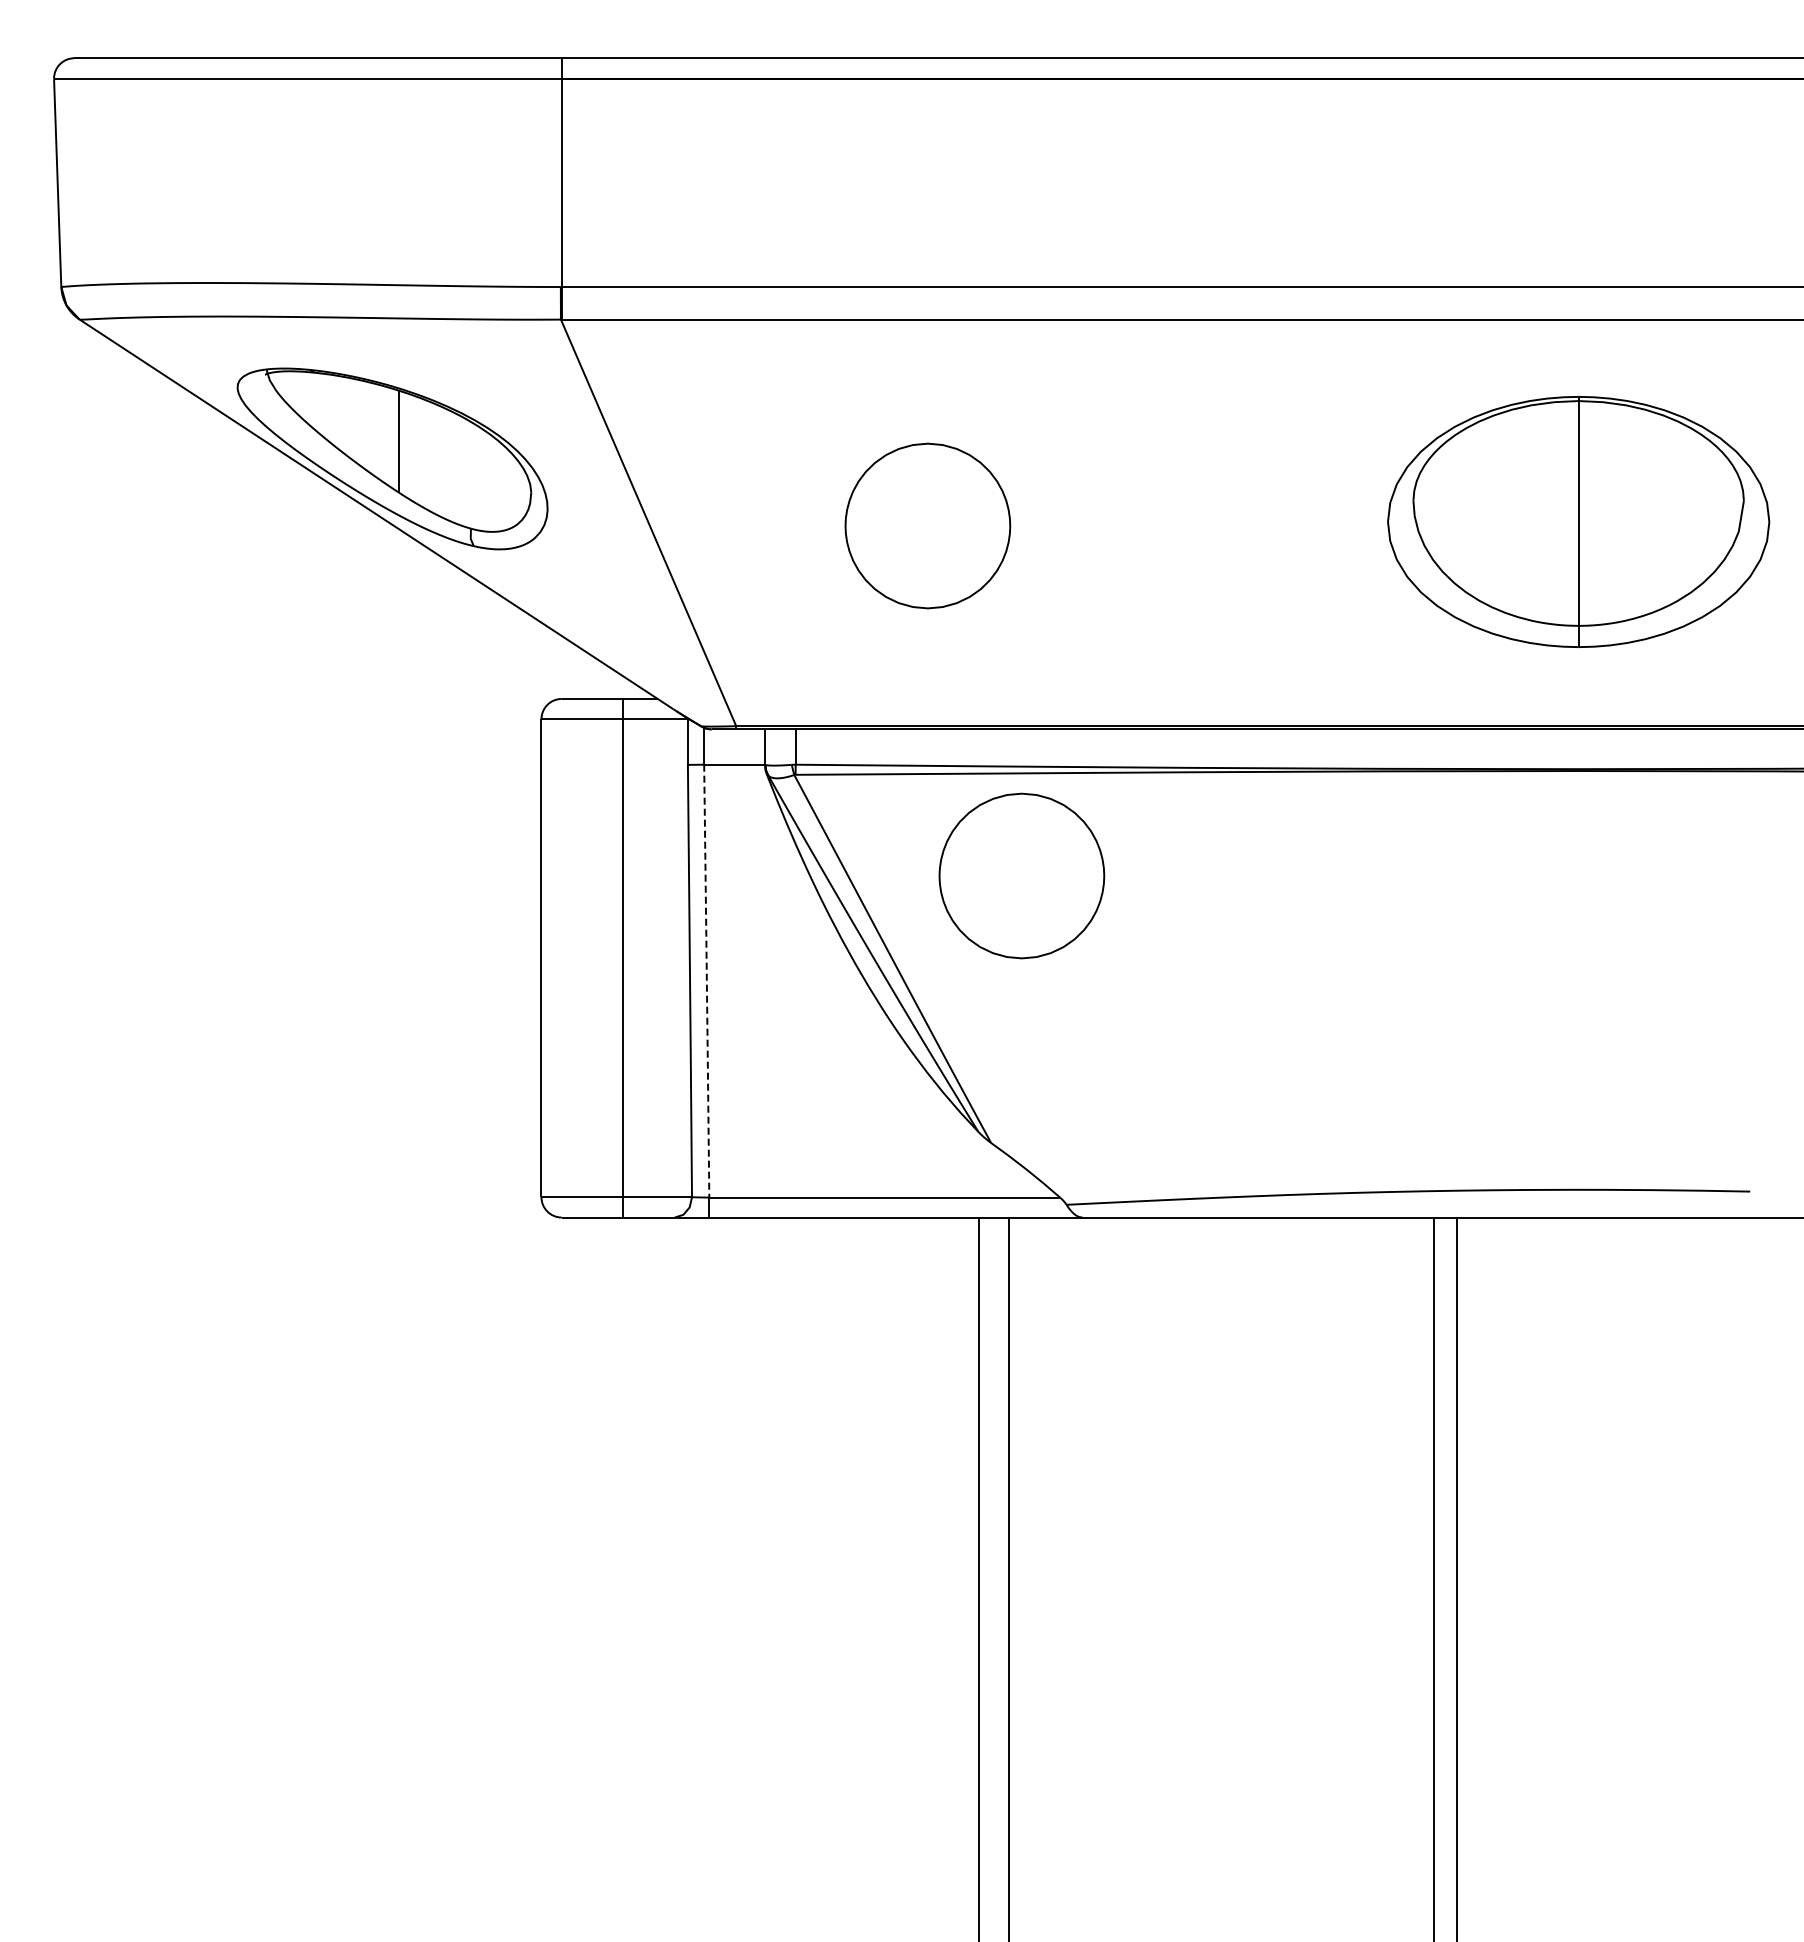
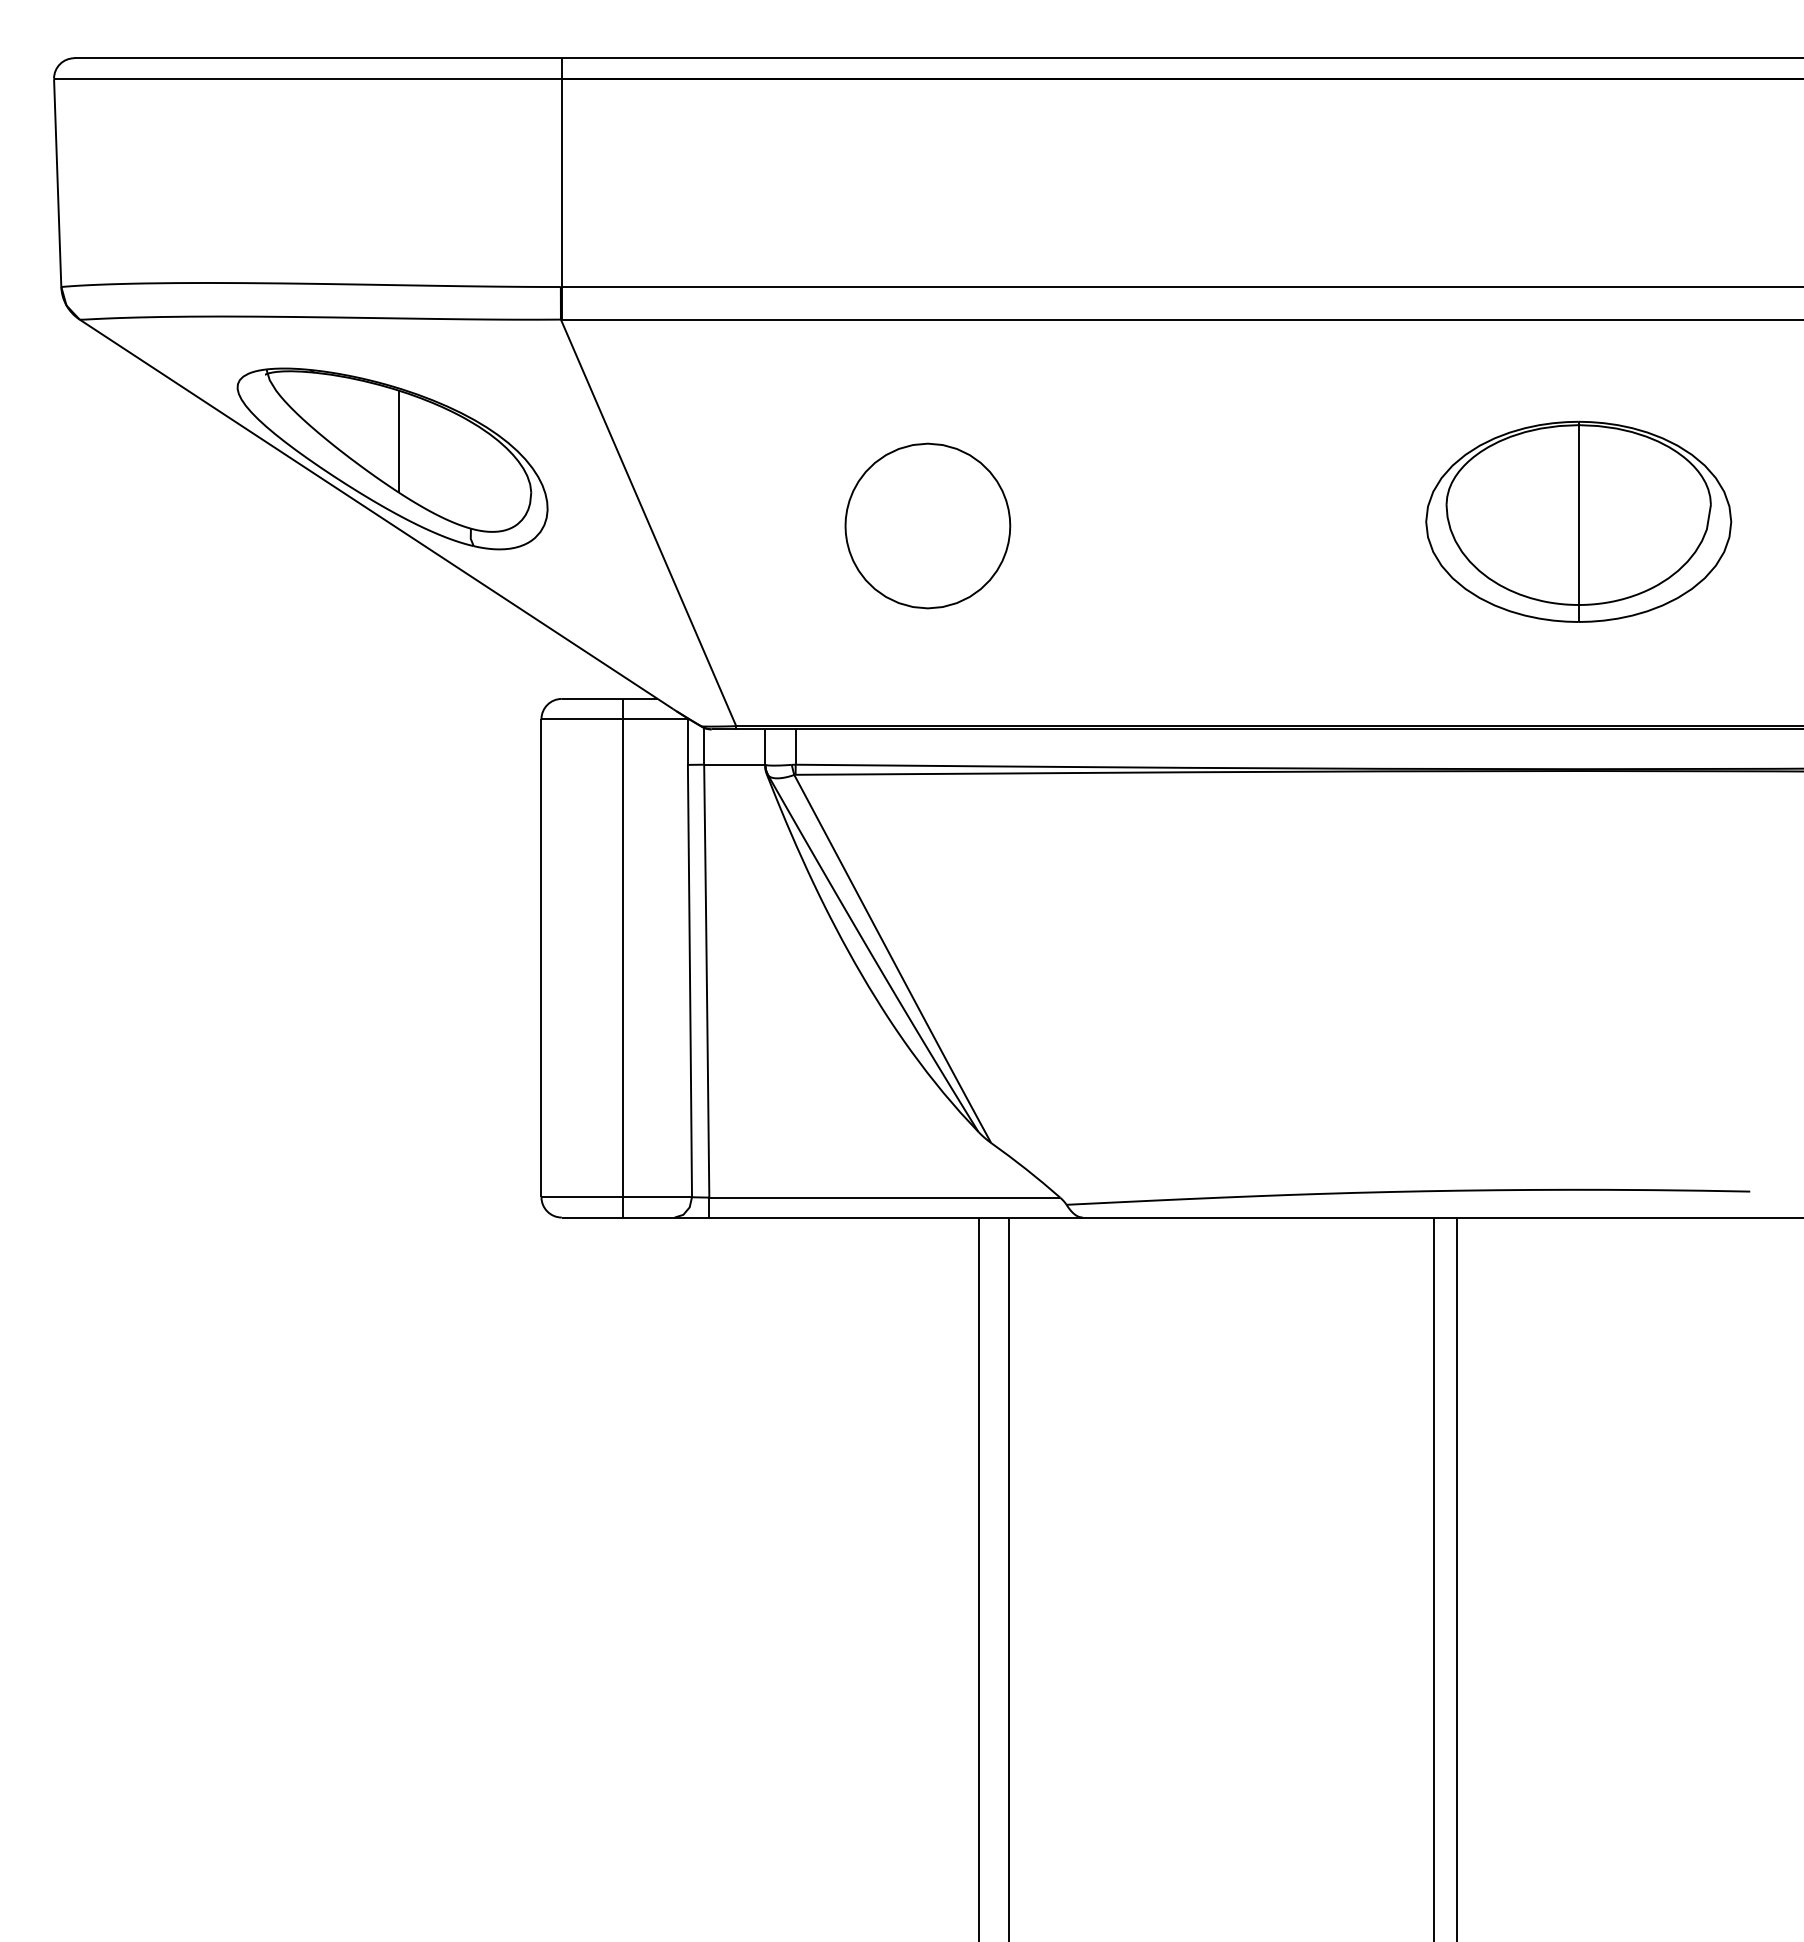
part size: 384x252 px -> 308x203 px (1578, 521)
part: present -> none (1021, 875)
line: dashed -> solid (706, 981)
